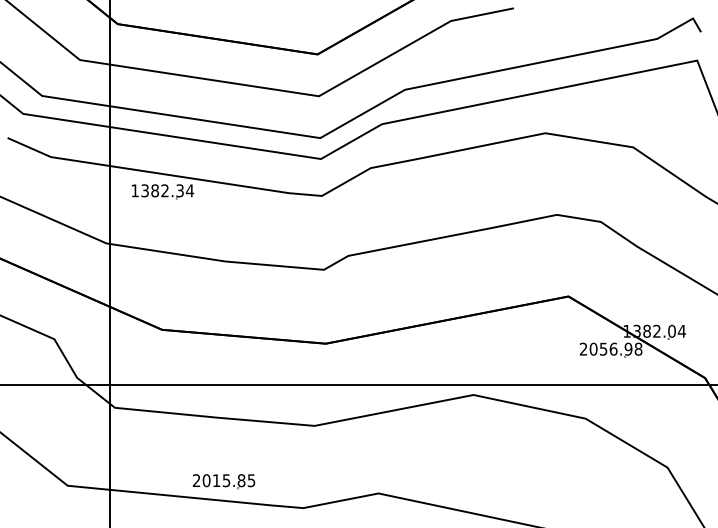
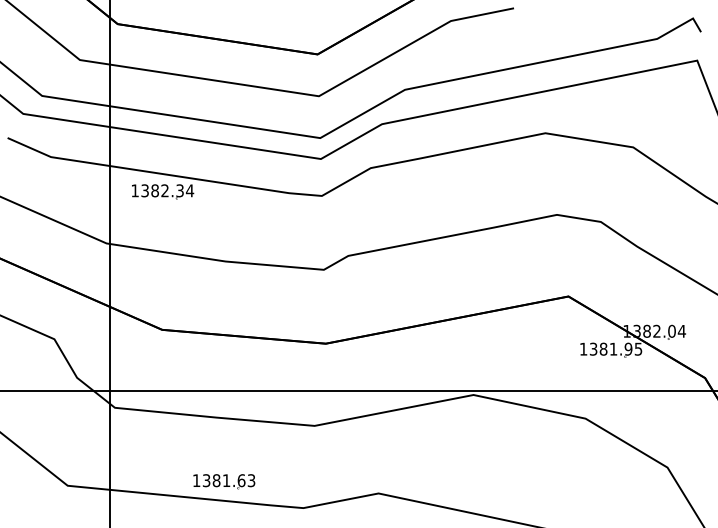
text: 2056.98 -> 1381.95 (610, 348)
line position: (358, 384) -> (358, 390) (358, 390)
text: 2015.85 -> 1381.63 (223, 480)
